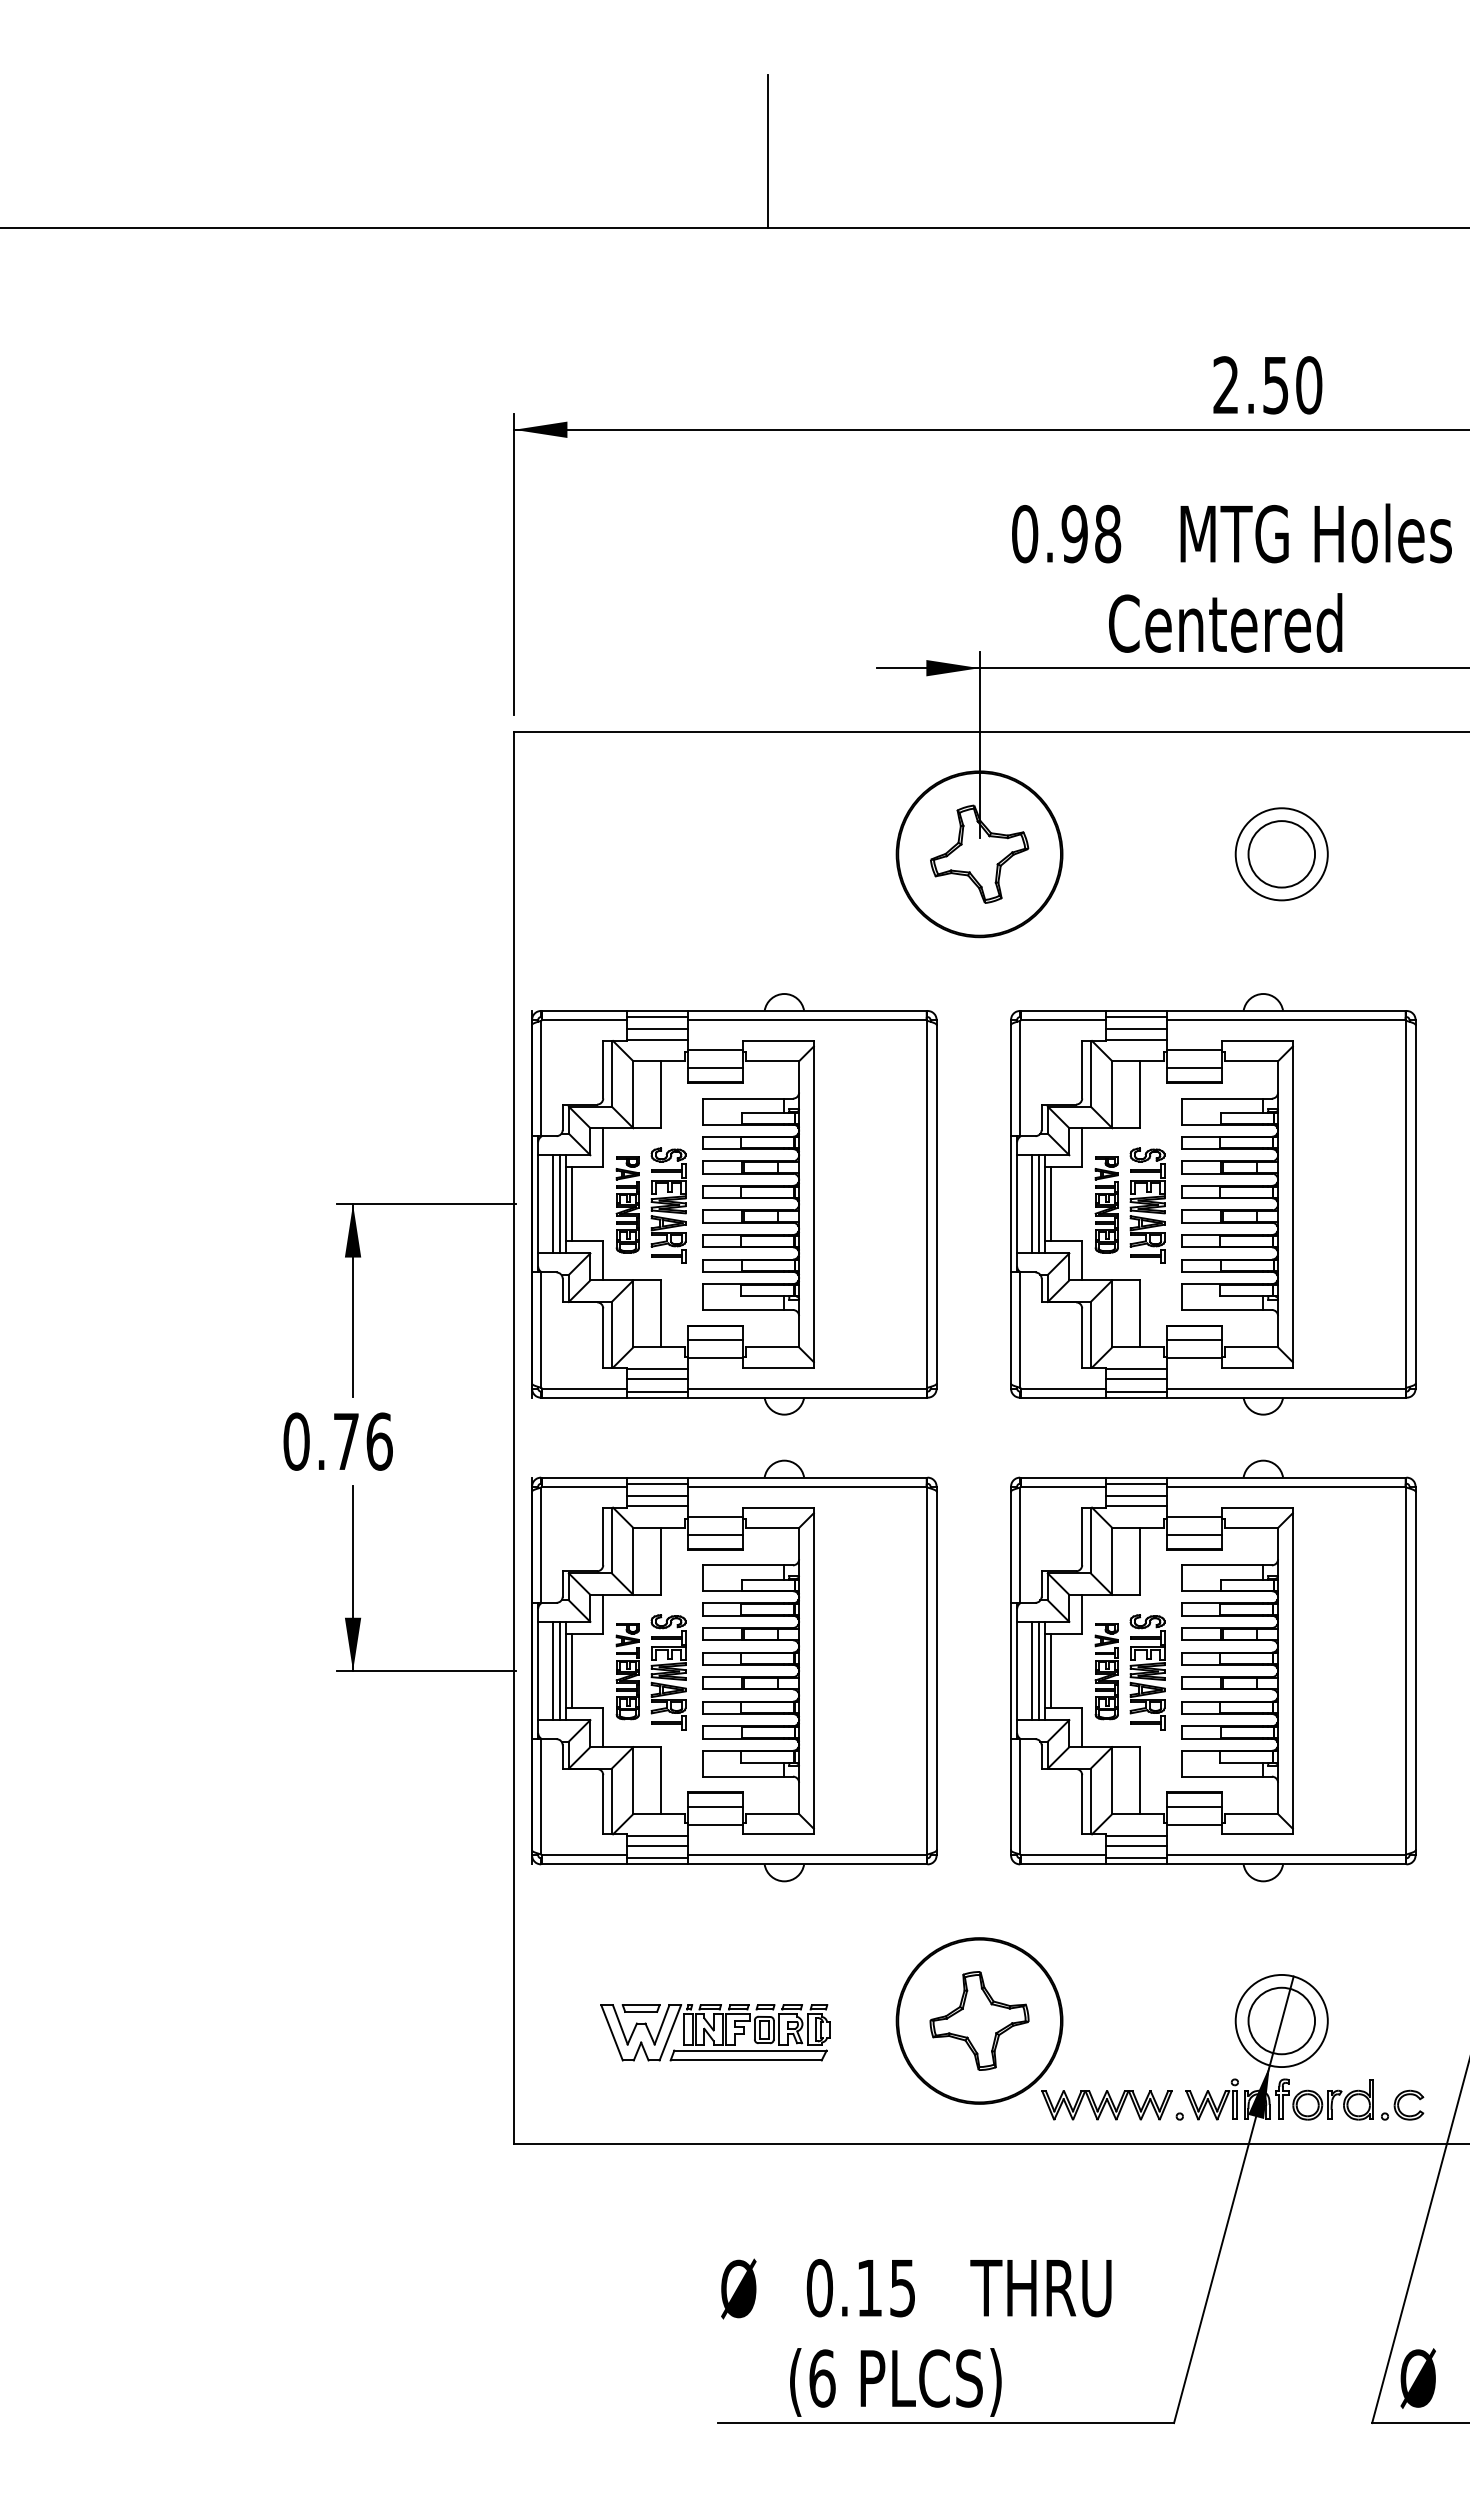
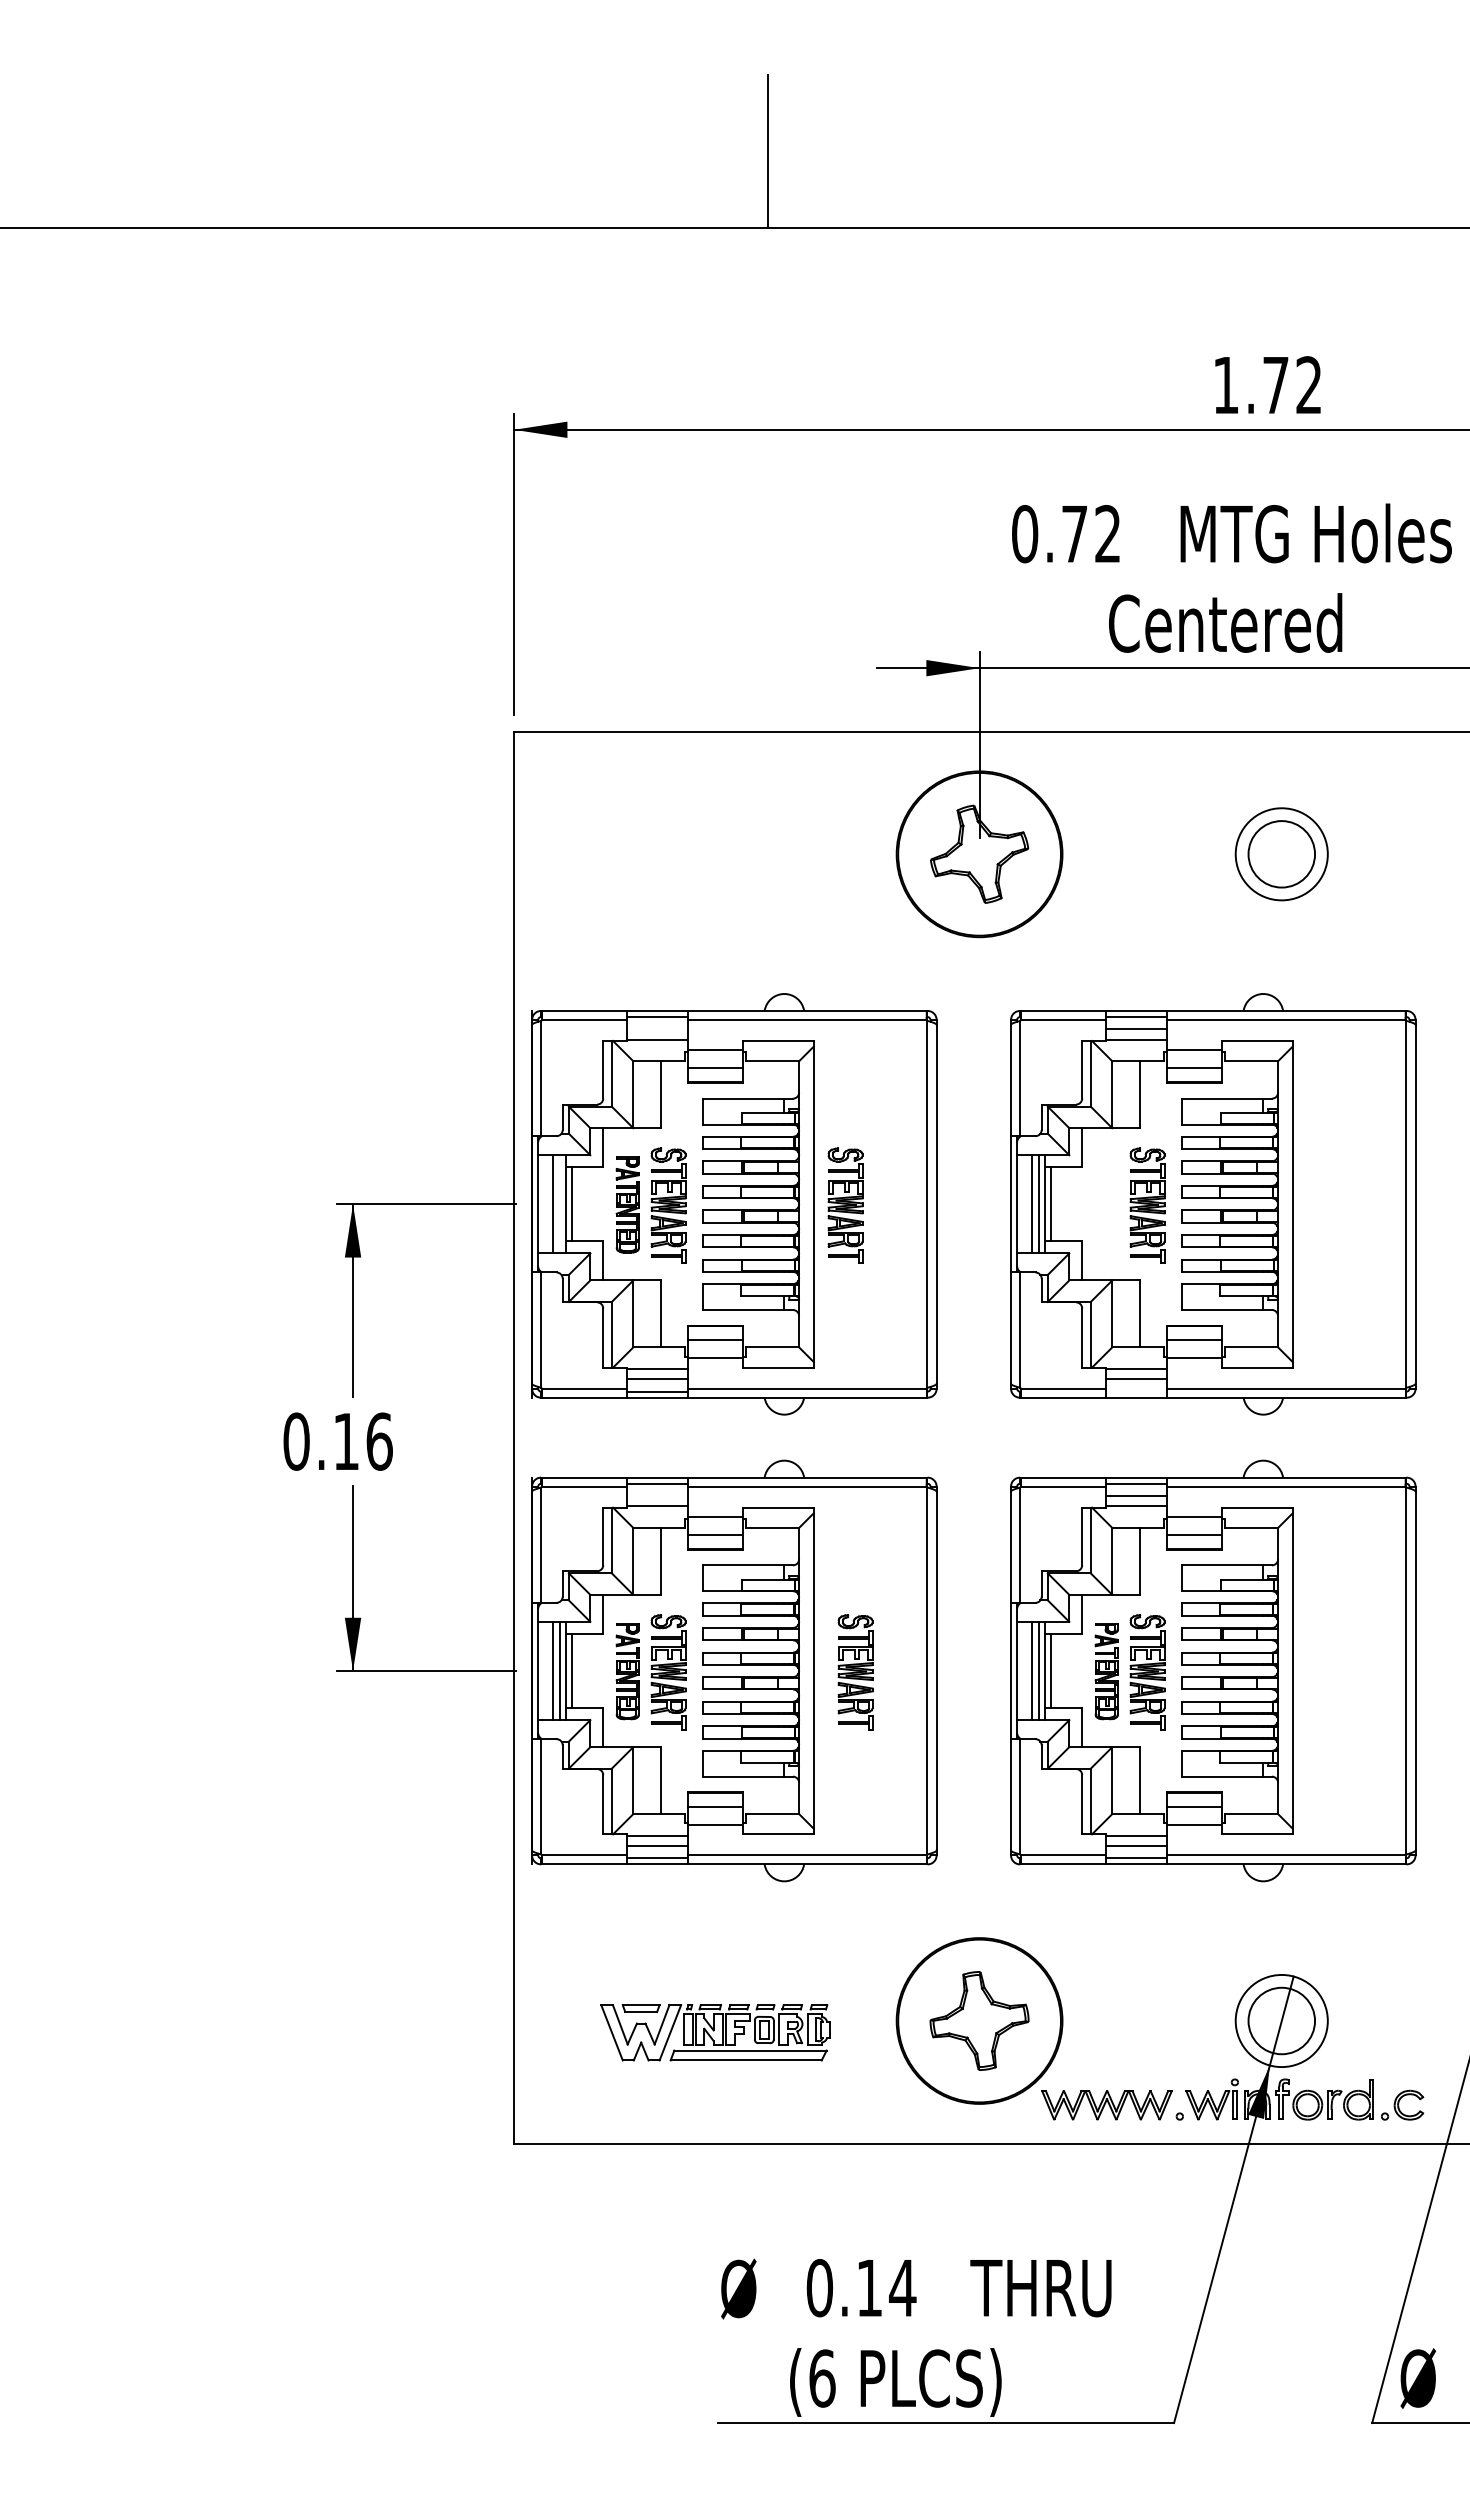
text: 2.50 -> 1.72 (1267, 385)
text: 0.98 -> 0.72 (1091, 534)
line: present -> none (656, 1029)
line: present -> none (559, 1204)
part: present -> none (1106, 1204)
part: none -> present (845, 1205)
line: present -> none (1135, 1391)
text: 0.76 -> 0.16 (346, 1441)
line: present -> none (656, 1496)
part: none -> present (855, 1672)
text: 0.15 -> 0.14 (902, 2288)
